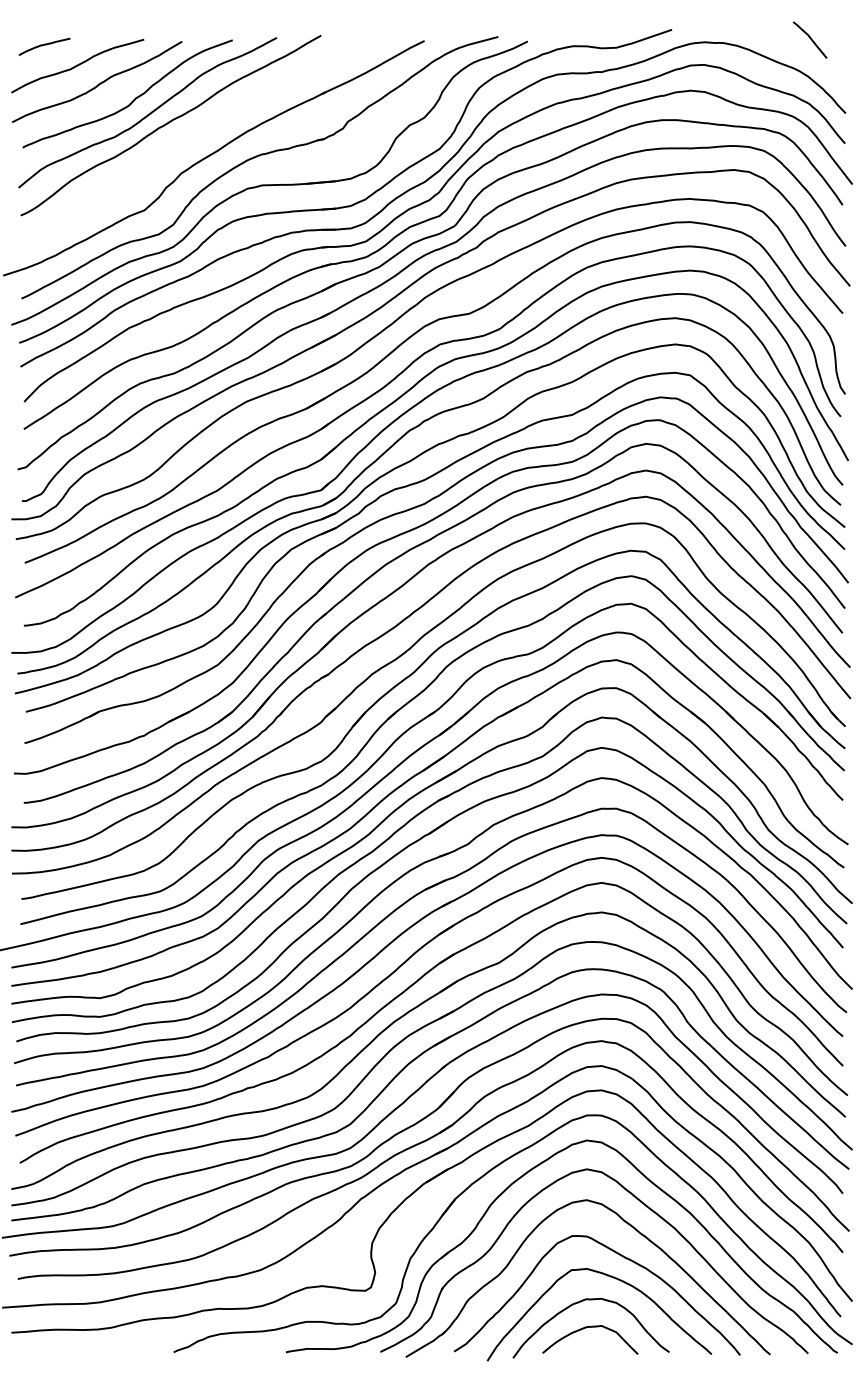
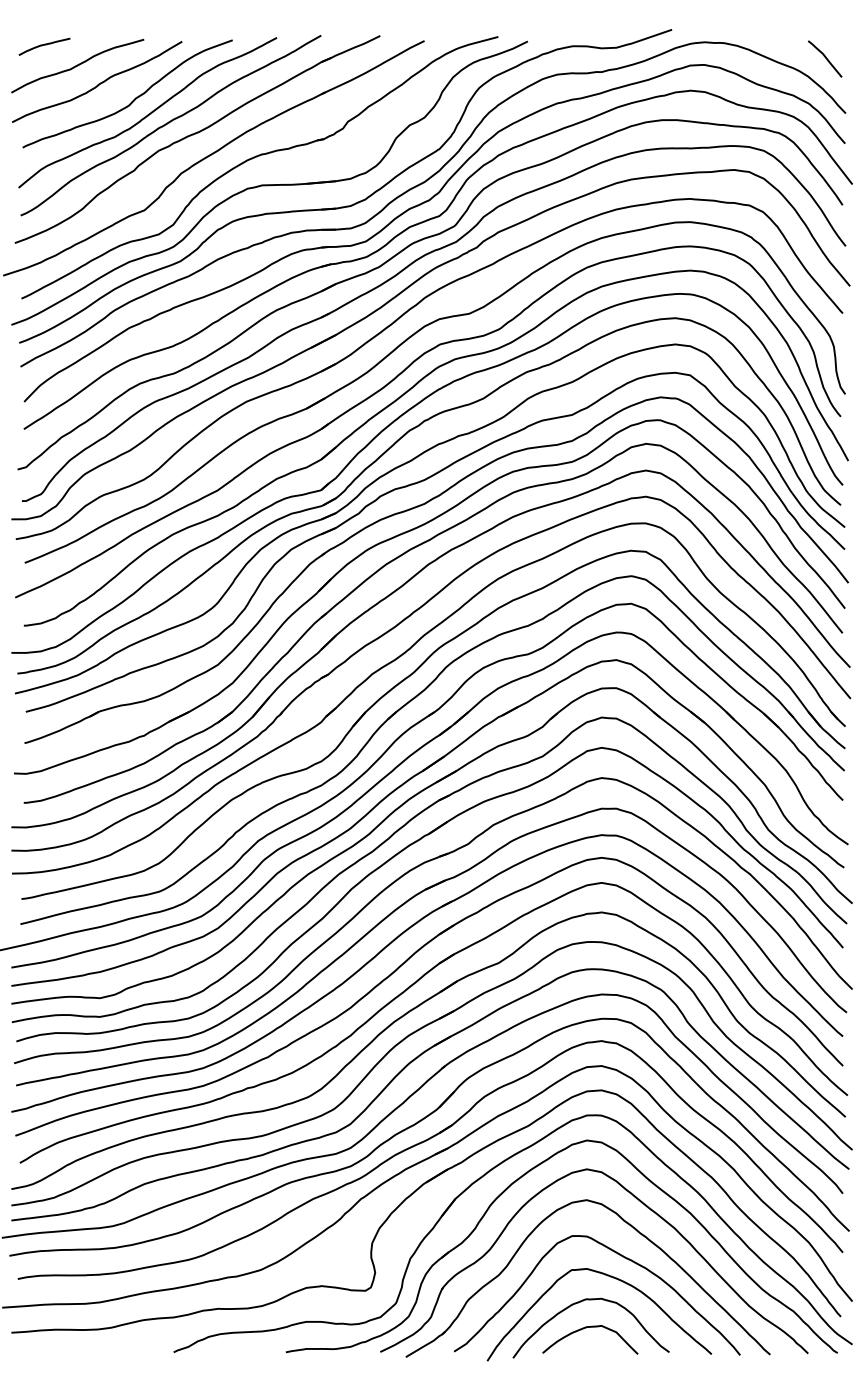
curve position: (810, 39) -> (825, 58) (825, 58)
part: none -> present (197, 139)
